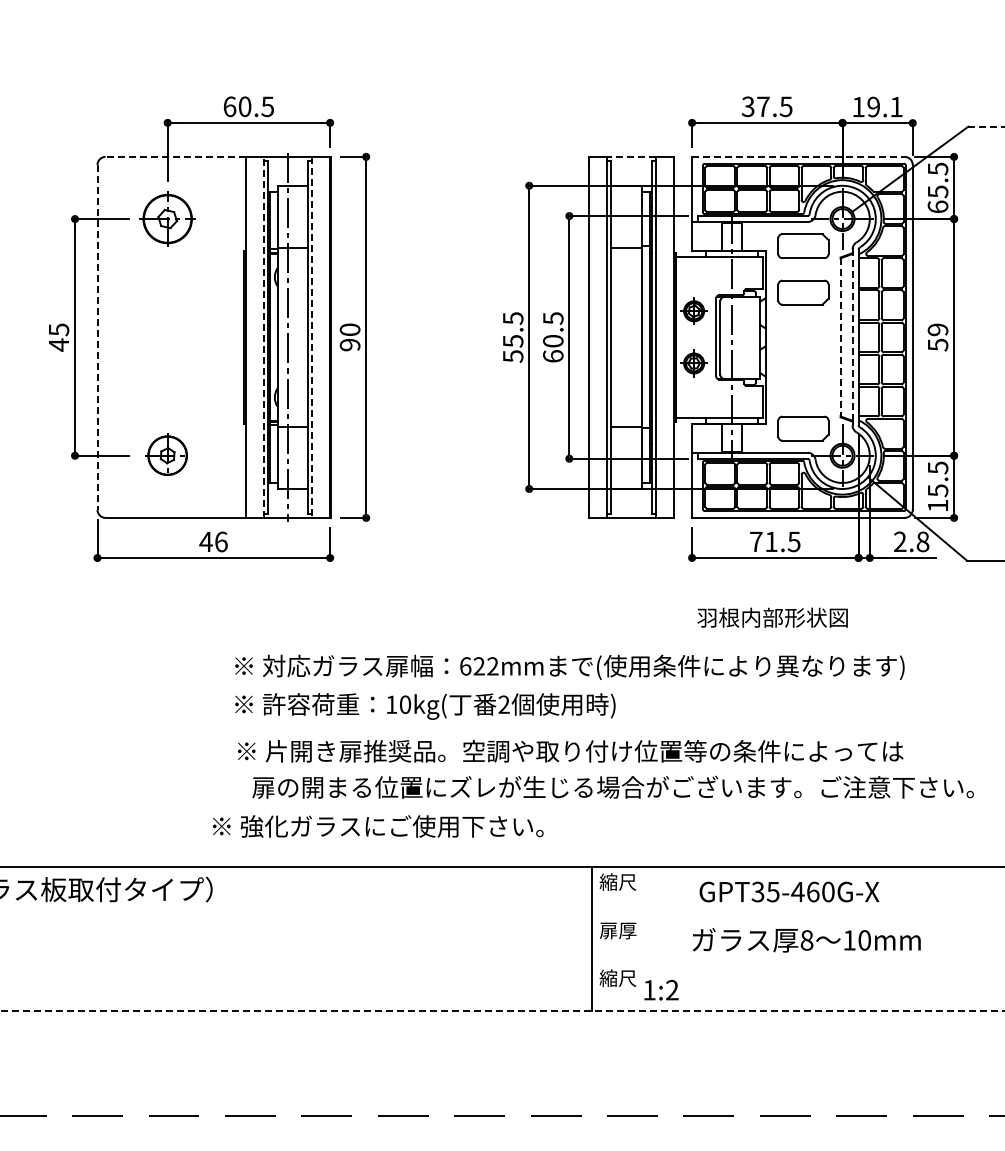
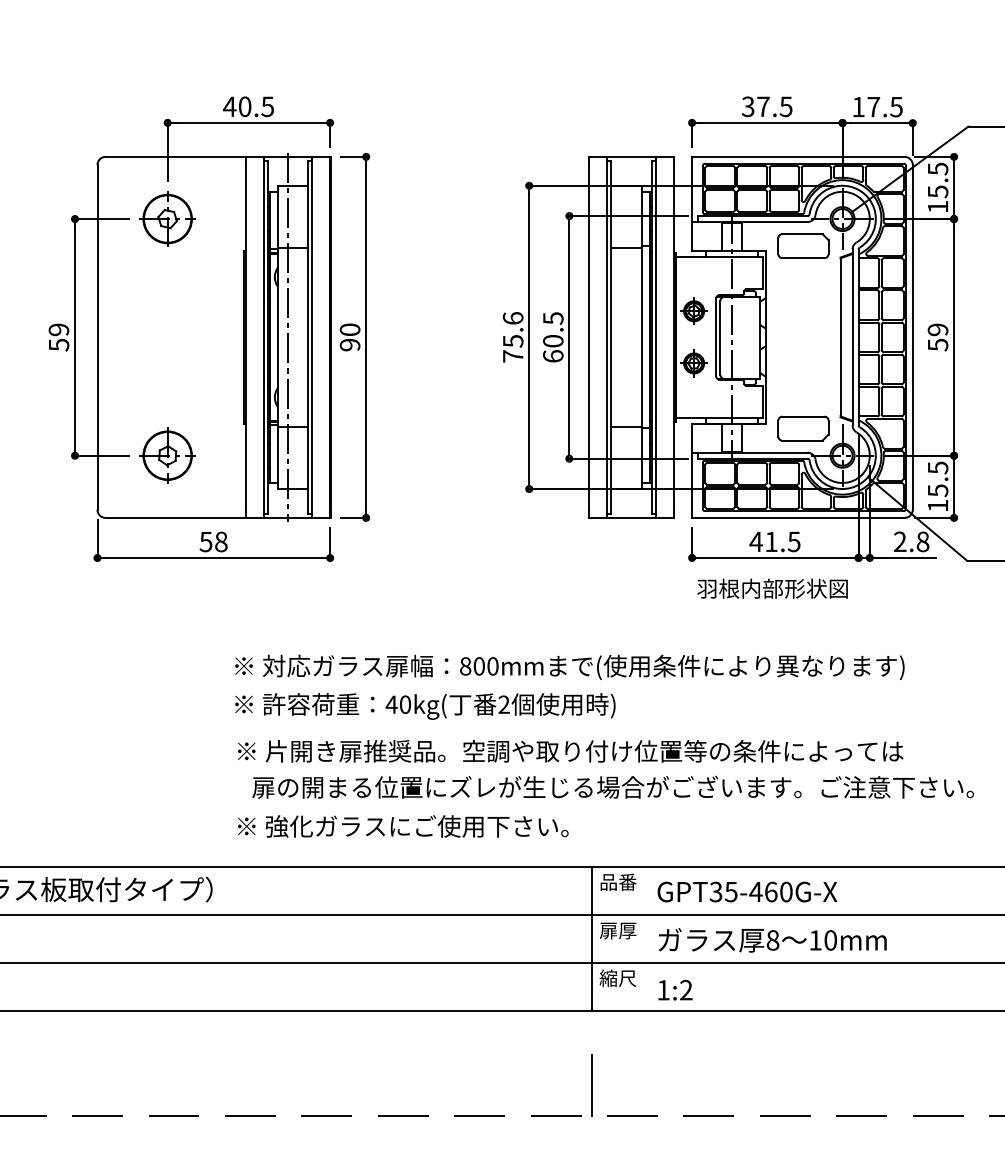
text: 60.5 -> 40.5 (229, 106)
text: 19.1 -> 17.5 (884, 106)
line: dashed -> solid (986, 126)
line: dashed -> solid (175, 156)
line: dashed -> solid (631, 156)
line: dashed -> solid (798, 156)
text: 65.5 -> 15.5 (937, 206)
part: present -> none (803, 292)
line: dashed -> solid (852, 336)
text: 45 -> 59 (58, 337)
line: dashed -> solid (97, 337)
line: dashed -> solid (263, 337)
line: dashed -> solid (312, 337)
text: 55.5 -> 75.6 (512, 337)
line: dashed -> solid (840, 337)
part size: 43x43 px -> 57x57 px (167, 455)
text: 46 -> 58 (213, 541)
text: 71.5 -> 41.5 (756, 541)
text position: (772, 617) -> (772, 588) (772, 588)
text: 622mm -> 800mm (479, 666)
text: 10kg( -> 40kg( (391, 704)
text position: (378, 826) -> (403, 826) (403, 826)
text: 縮尺 -> 品番 (617, 881)
text position: (789, 891) -> (747, 891) (747, 891)
line: none -> present (501, 915)
text position: (806, 940) -> (772, 940) (772, 940)
line: none -> present (501, 962)
text position: (661, 990) -> (675, 990) (675, 990)
line: dashed -> solid (502, 1011)
line: none -> present (591, 1085)
